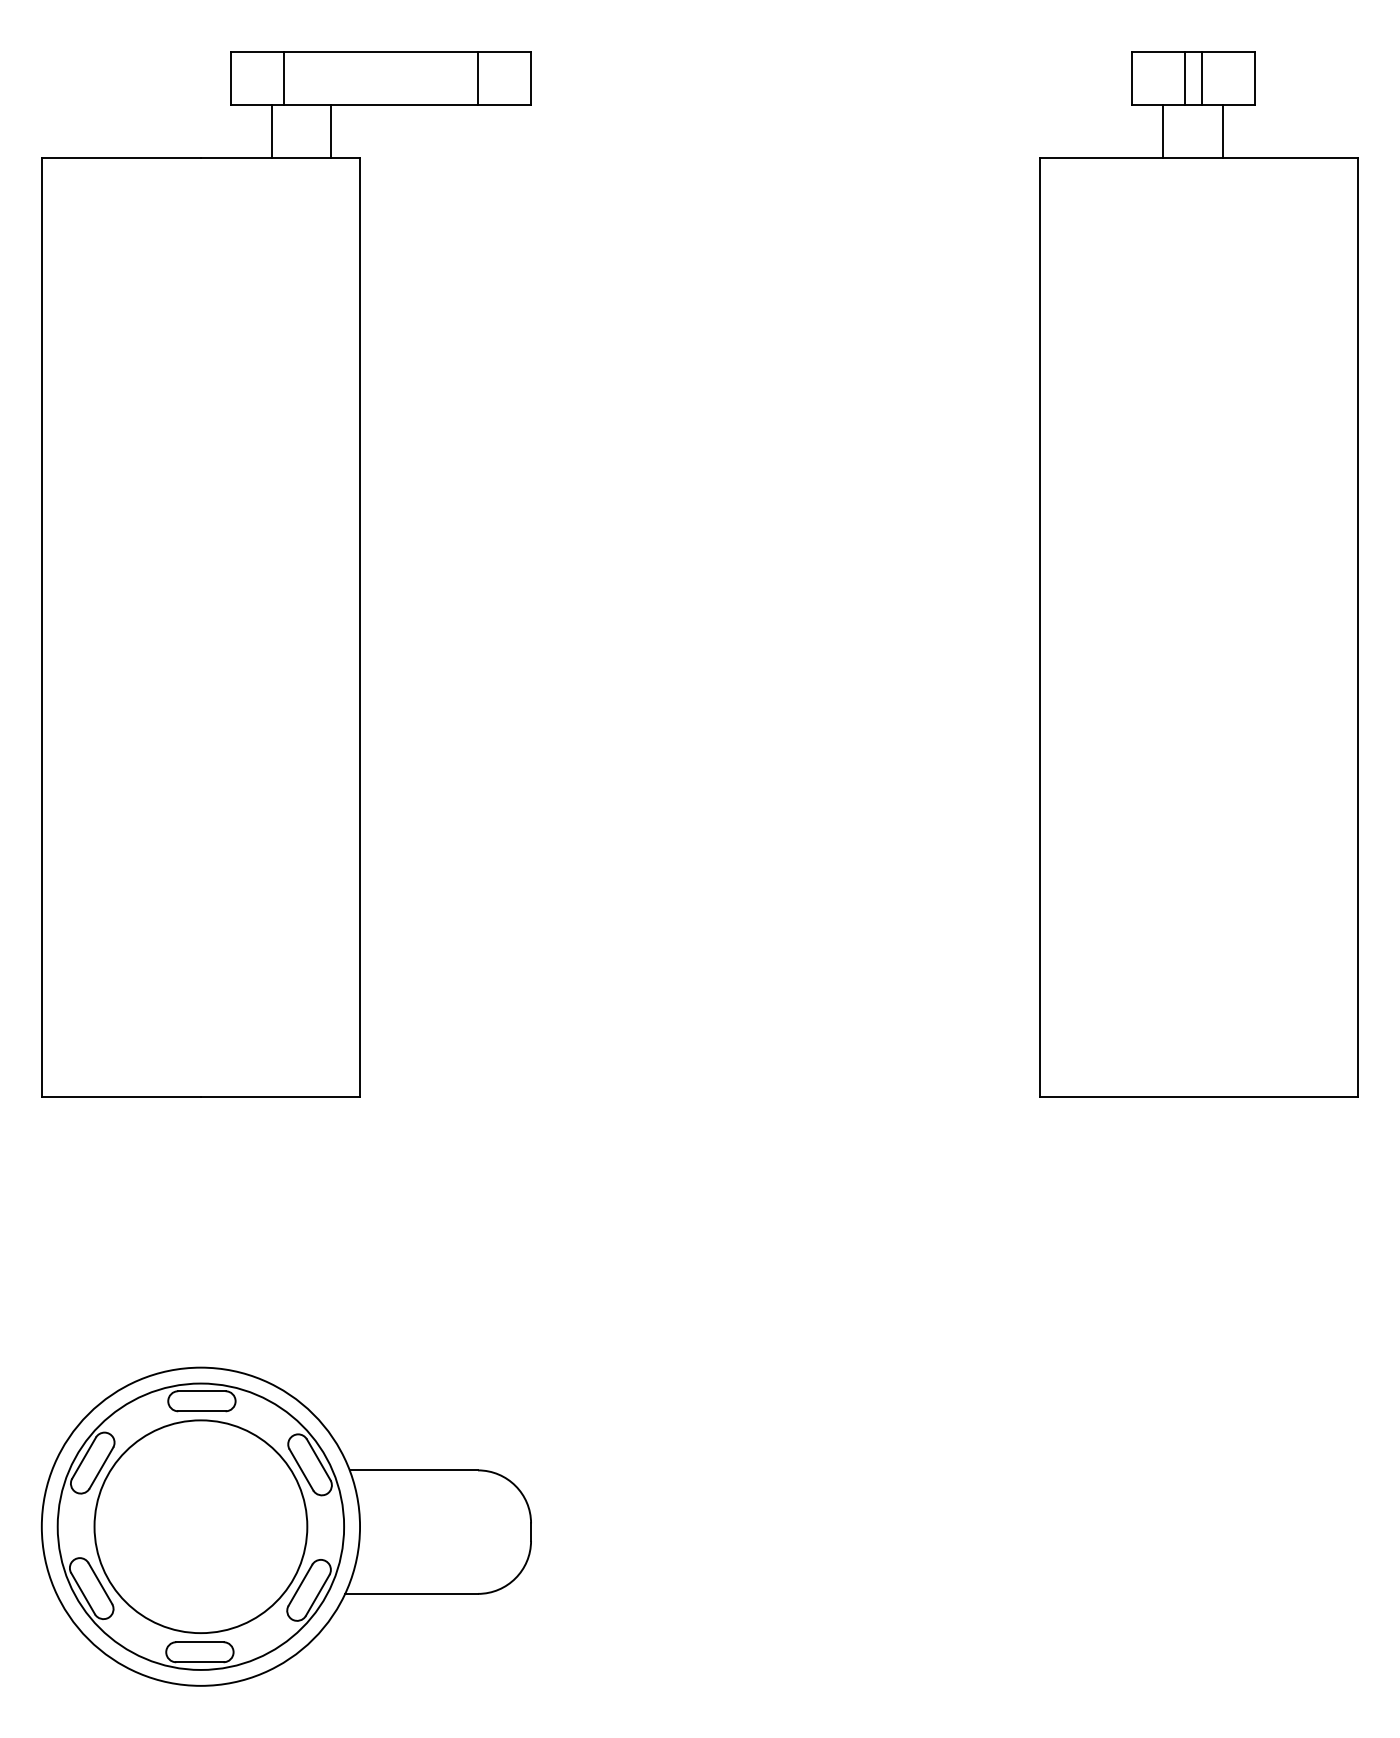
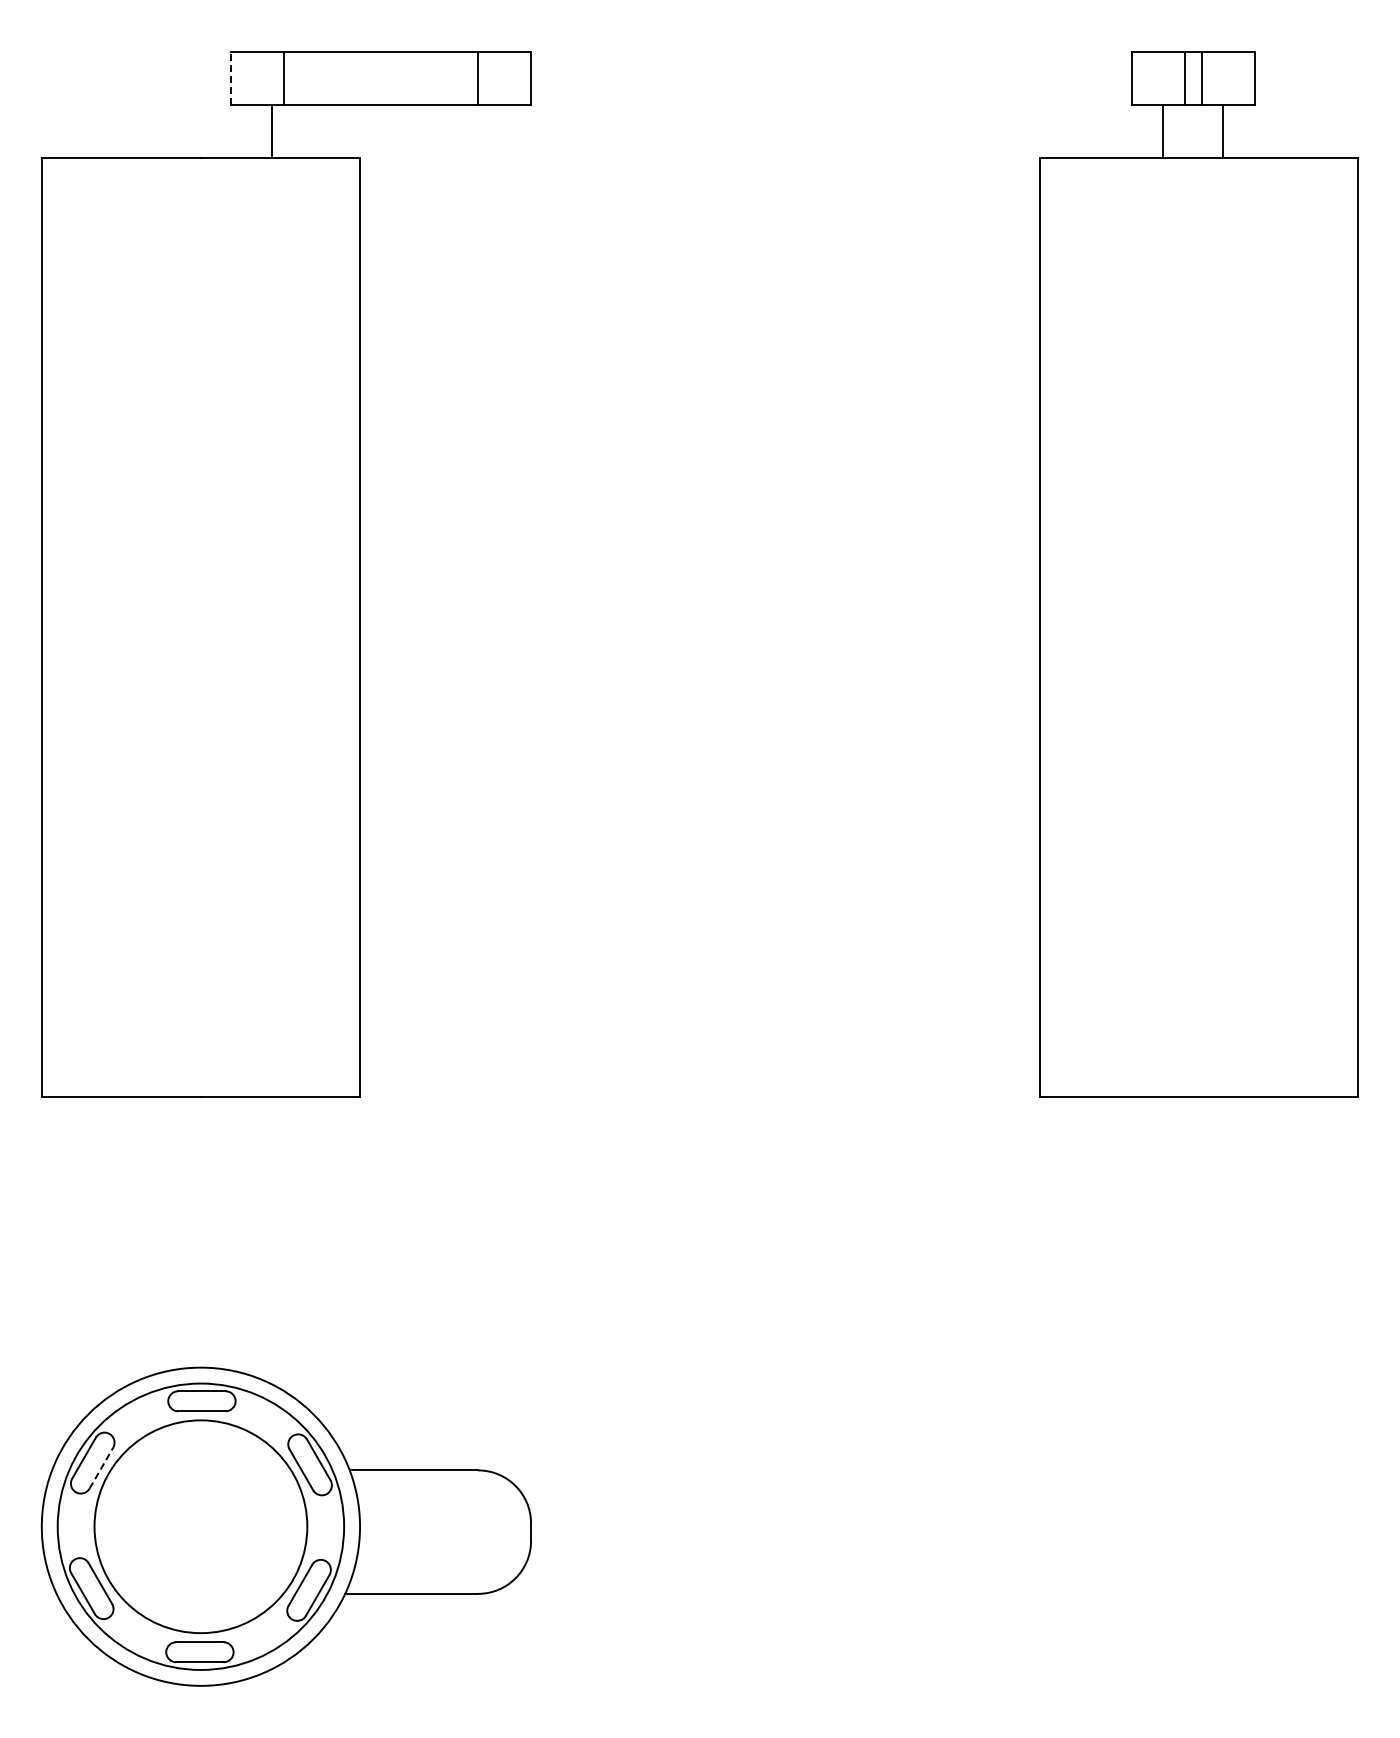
line: solid -> dashed (231, 78)
line: present -> none (330, 131)
line: solid -> dashed (101, 1468)
